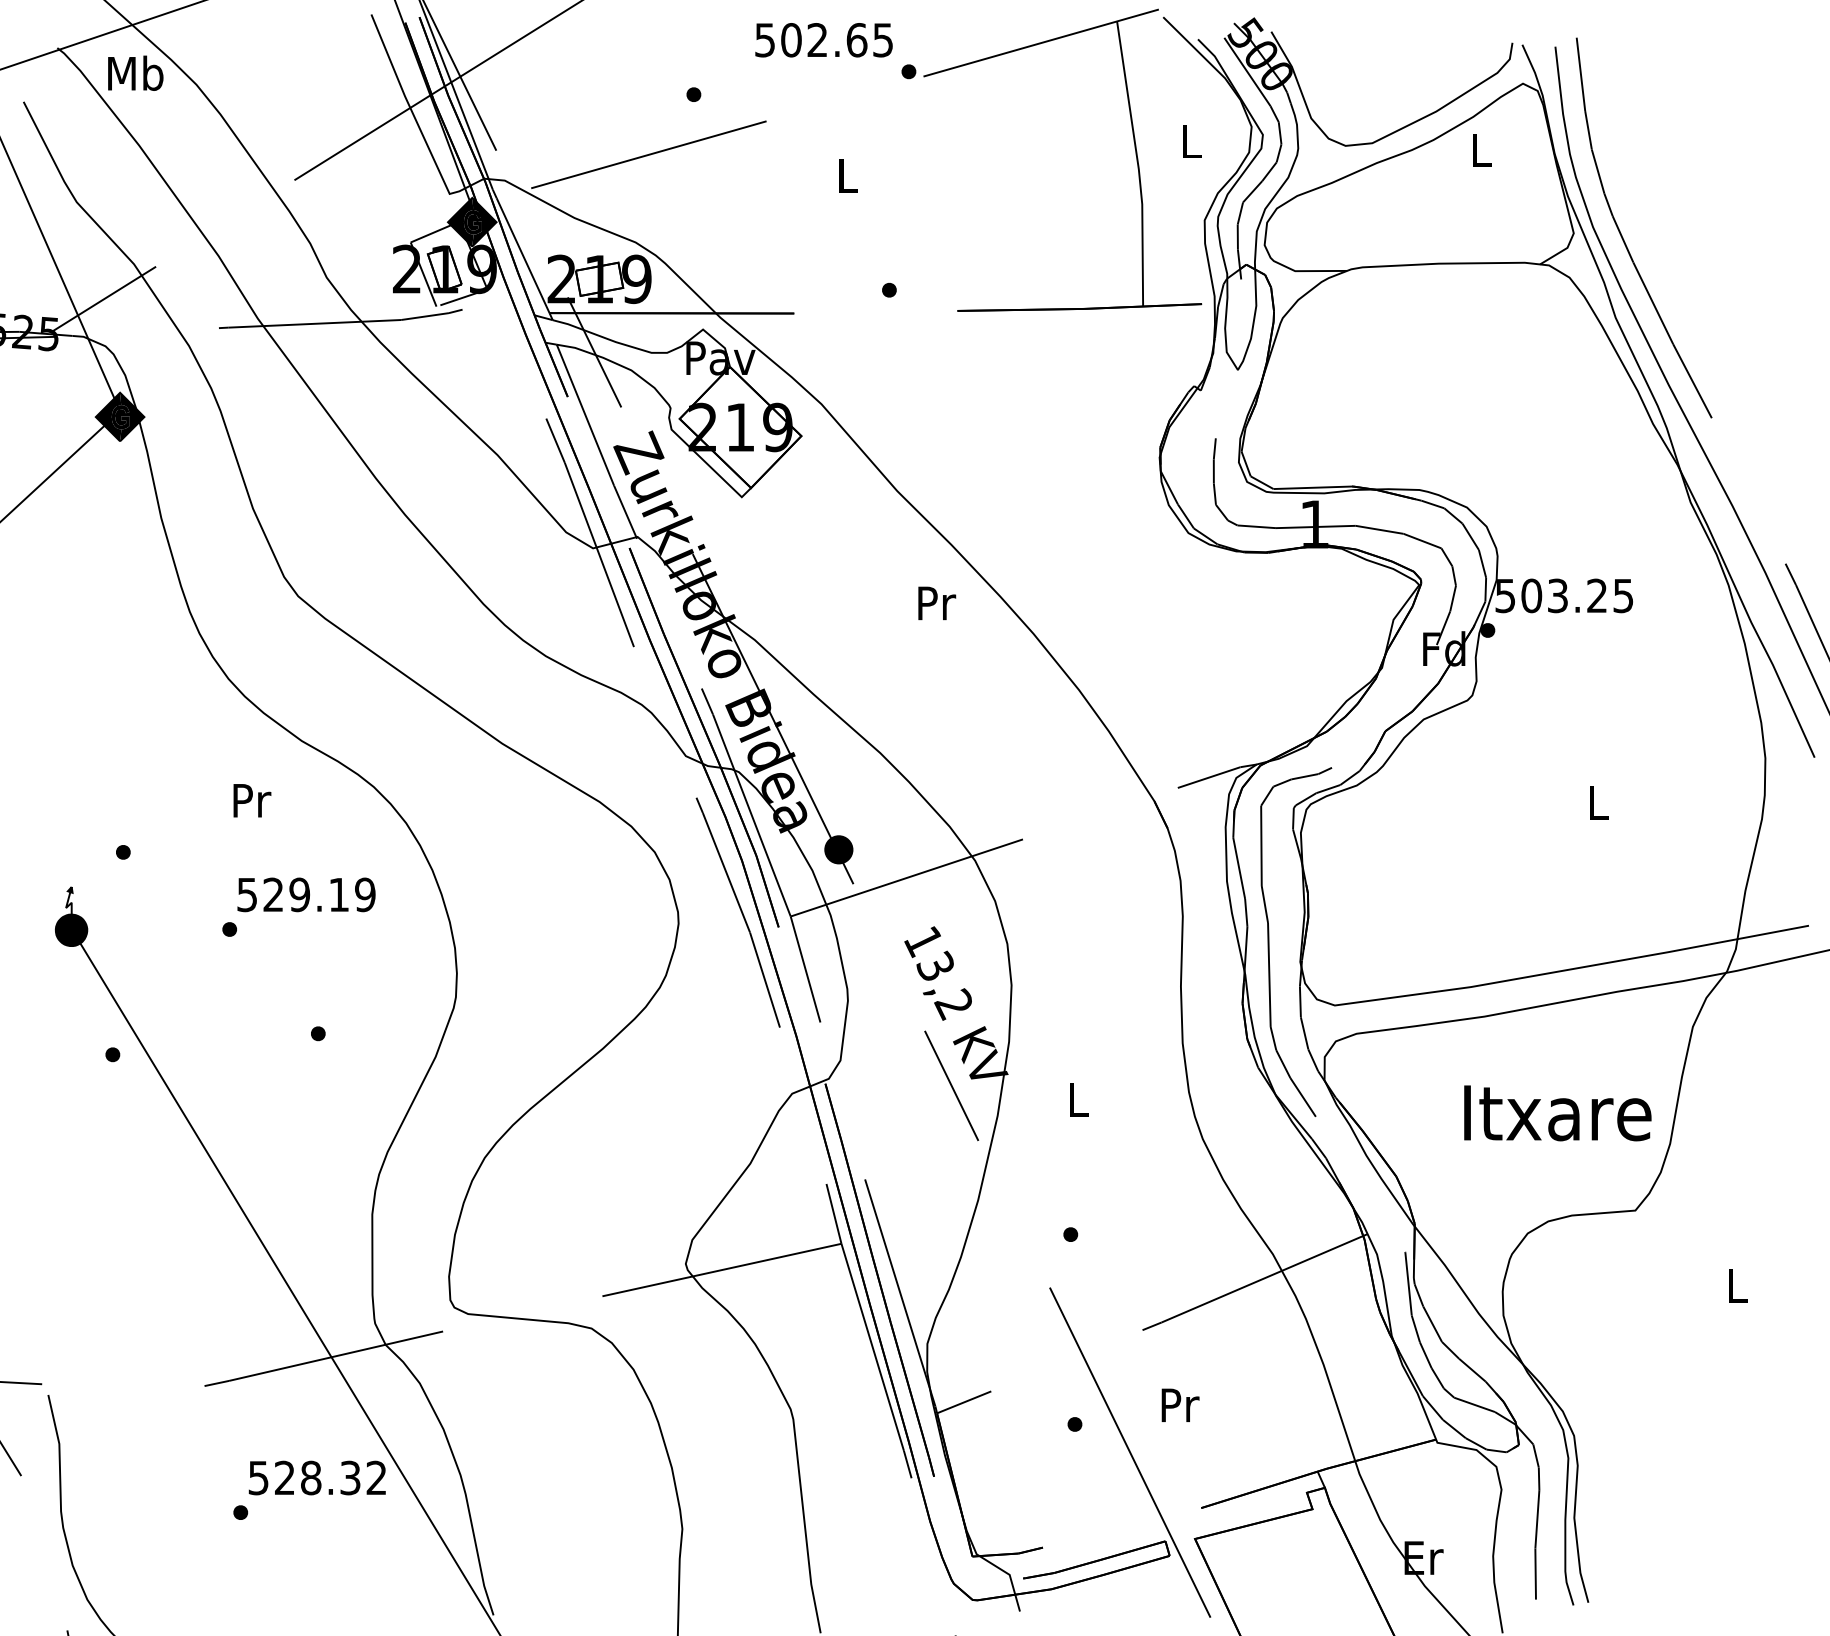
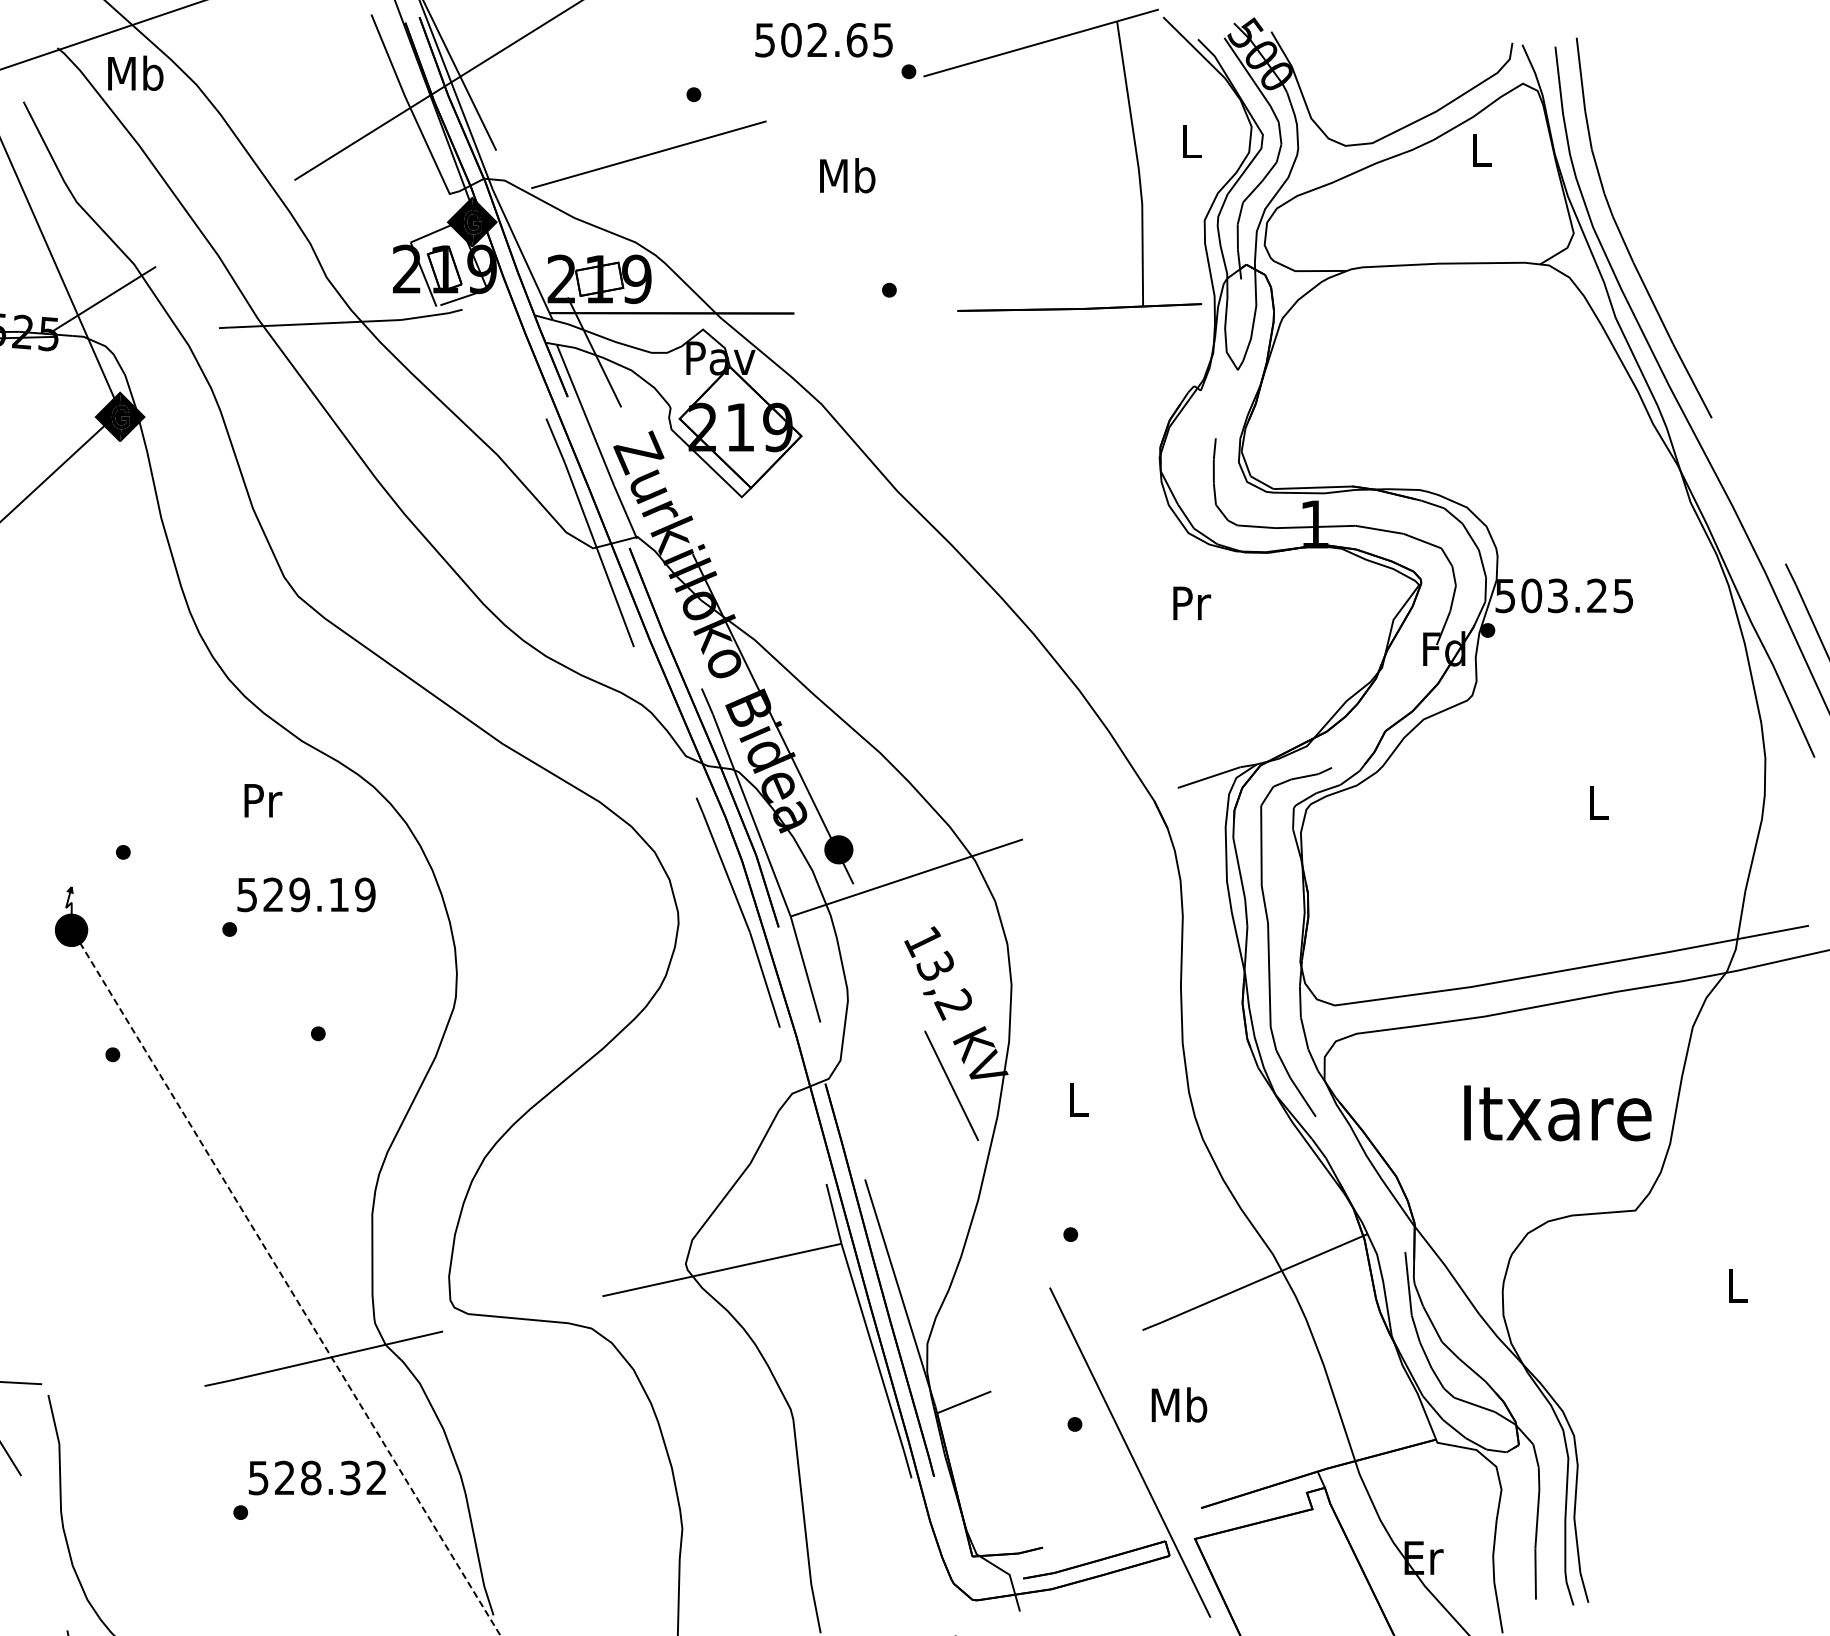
text: L -> Mb (847, 175)
text position: (937, 603) -> (1192, 603) (1192, 603)
text position: (252, 800) -> (263, 800) (263, 800)
line: solid -> dashed (287, 1284)
text: Pr -> Mb (1179, 1404)
